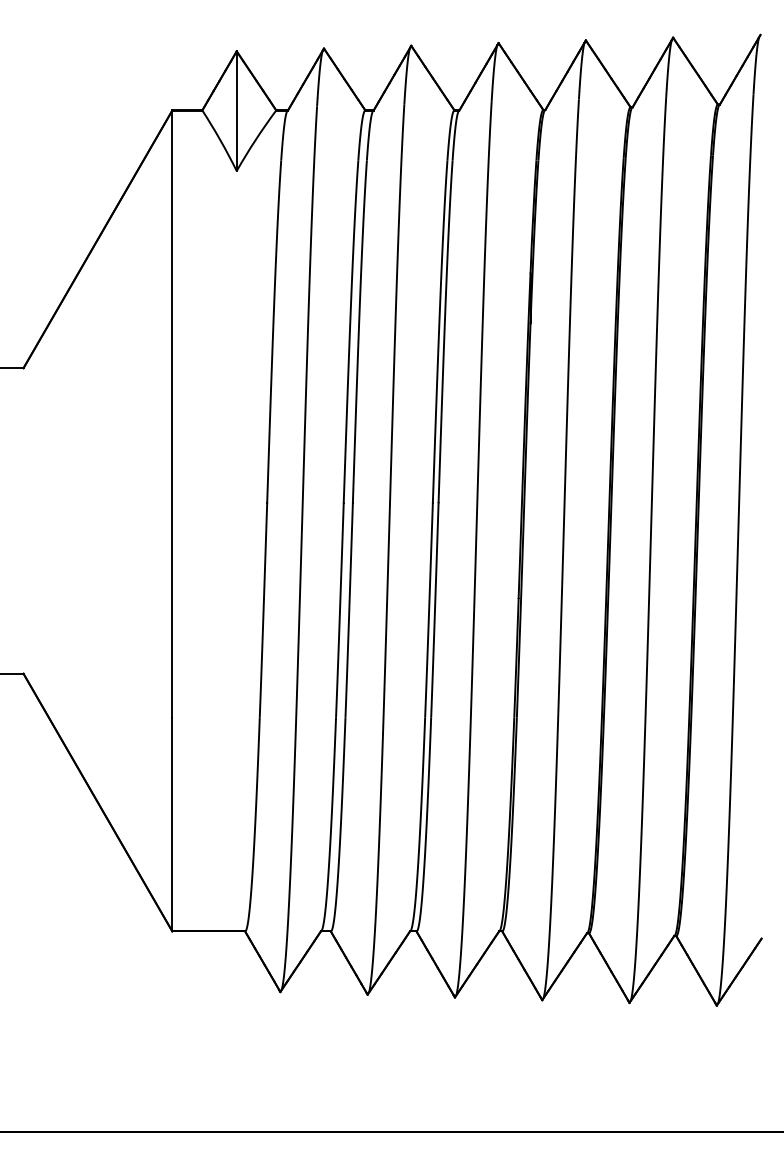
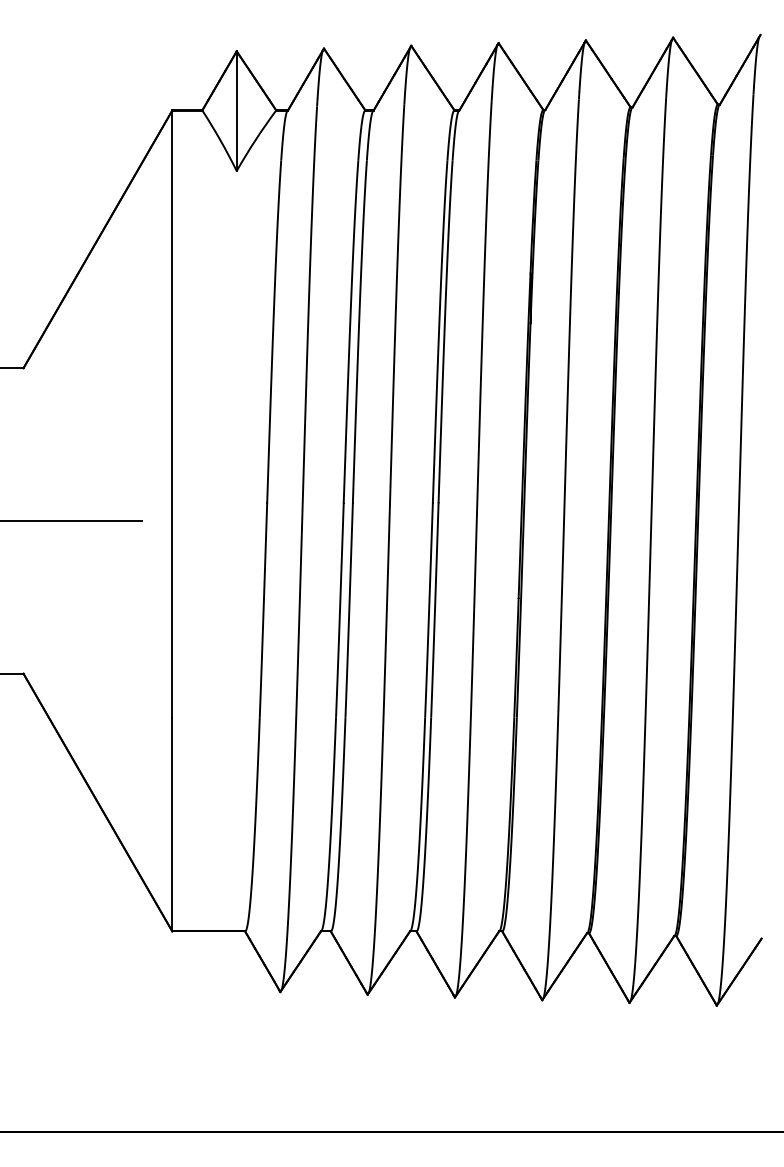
line: none -> present (72, 520)
